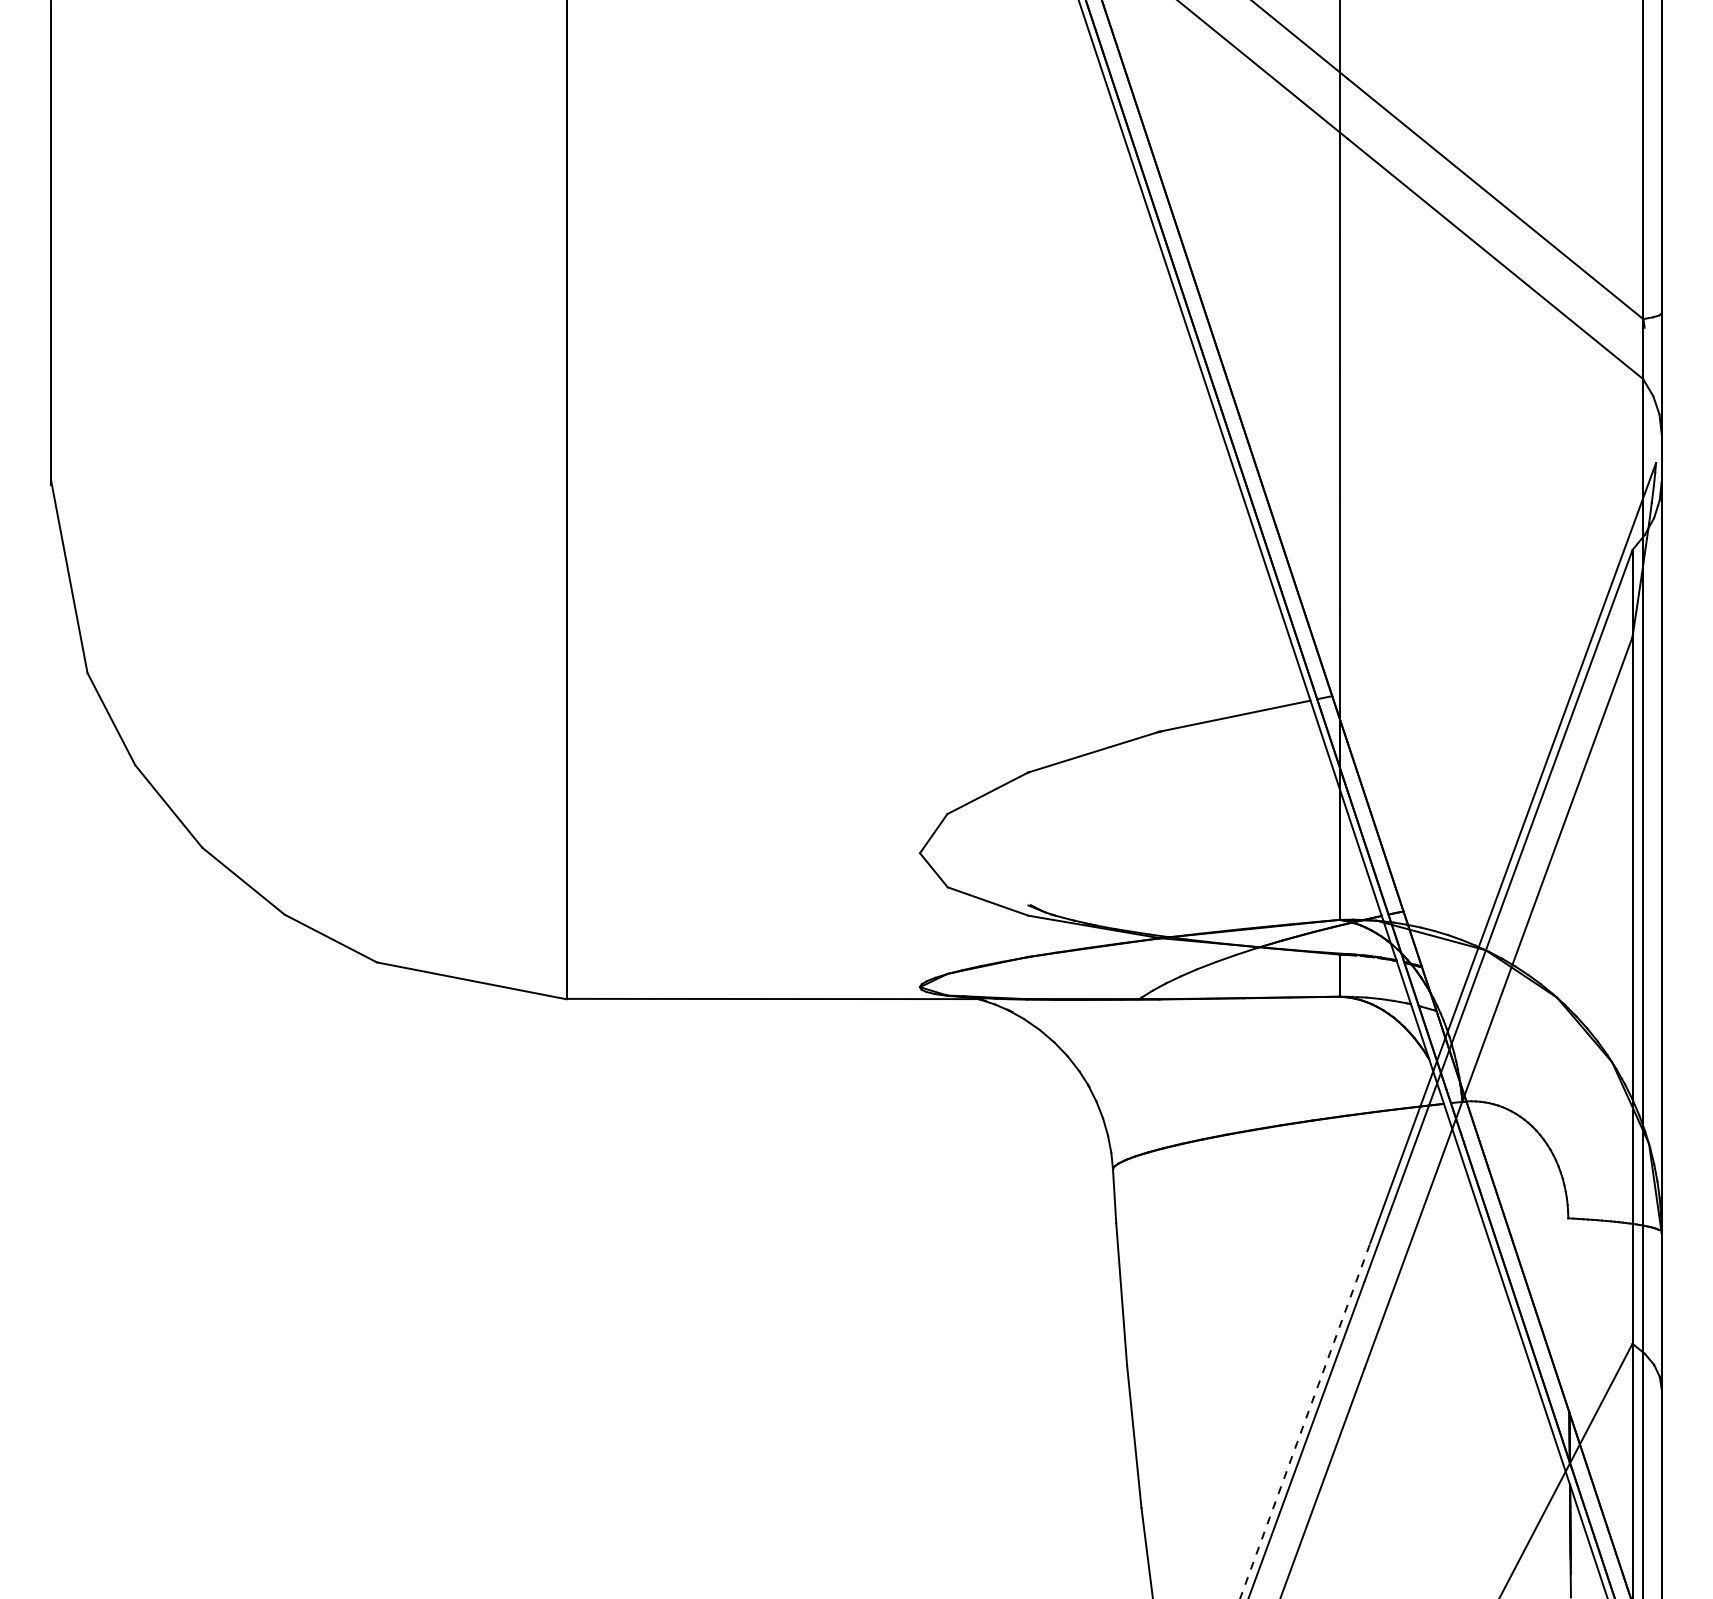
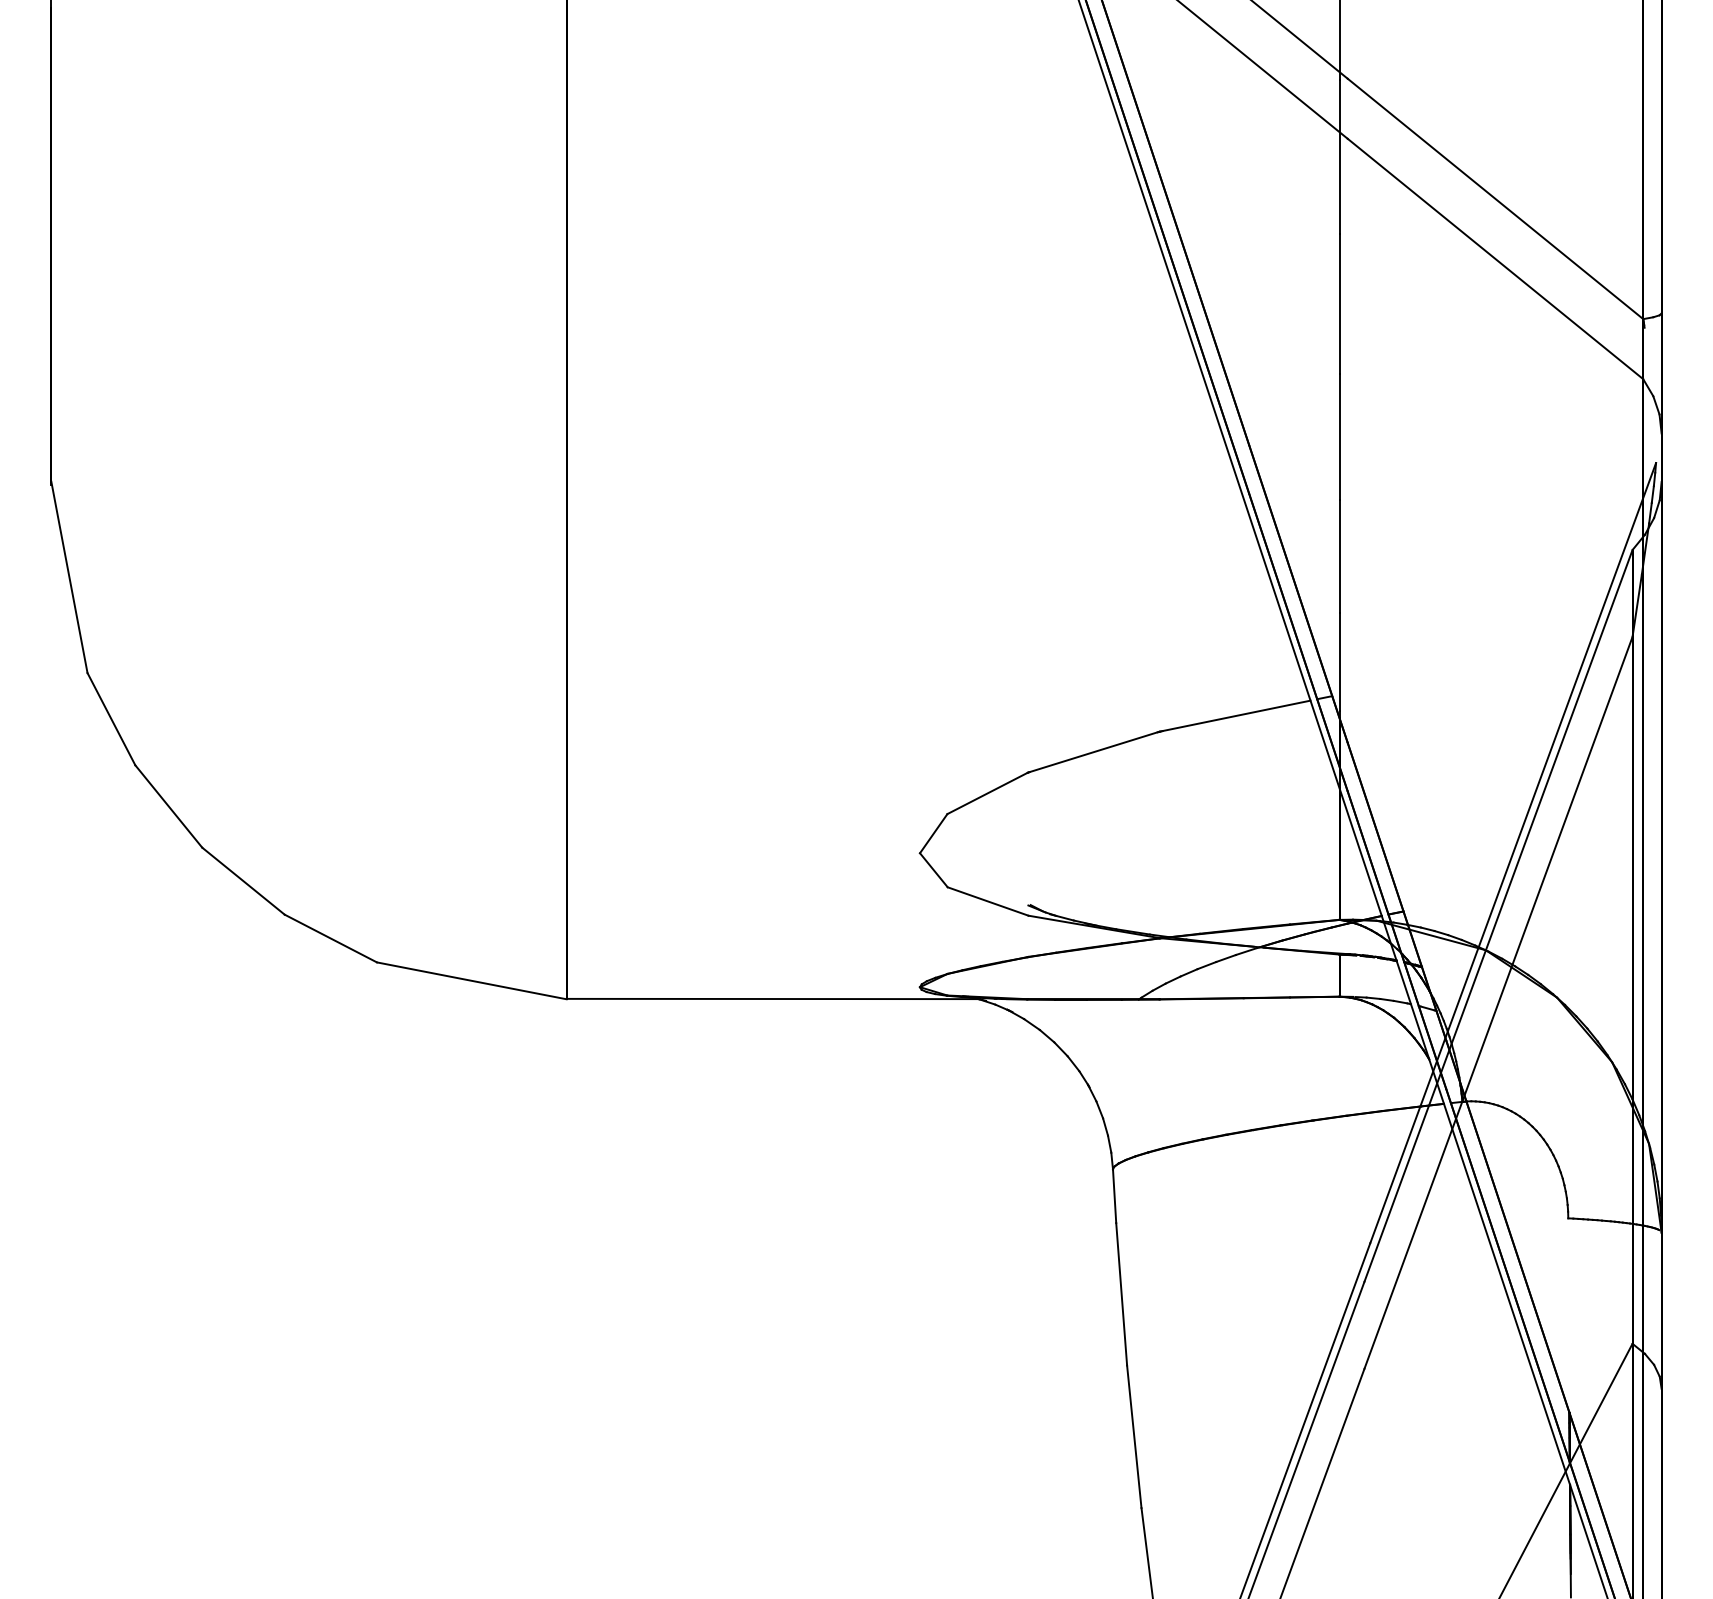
line: dashed -> solid (1305, 1420)
